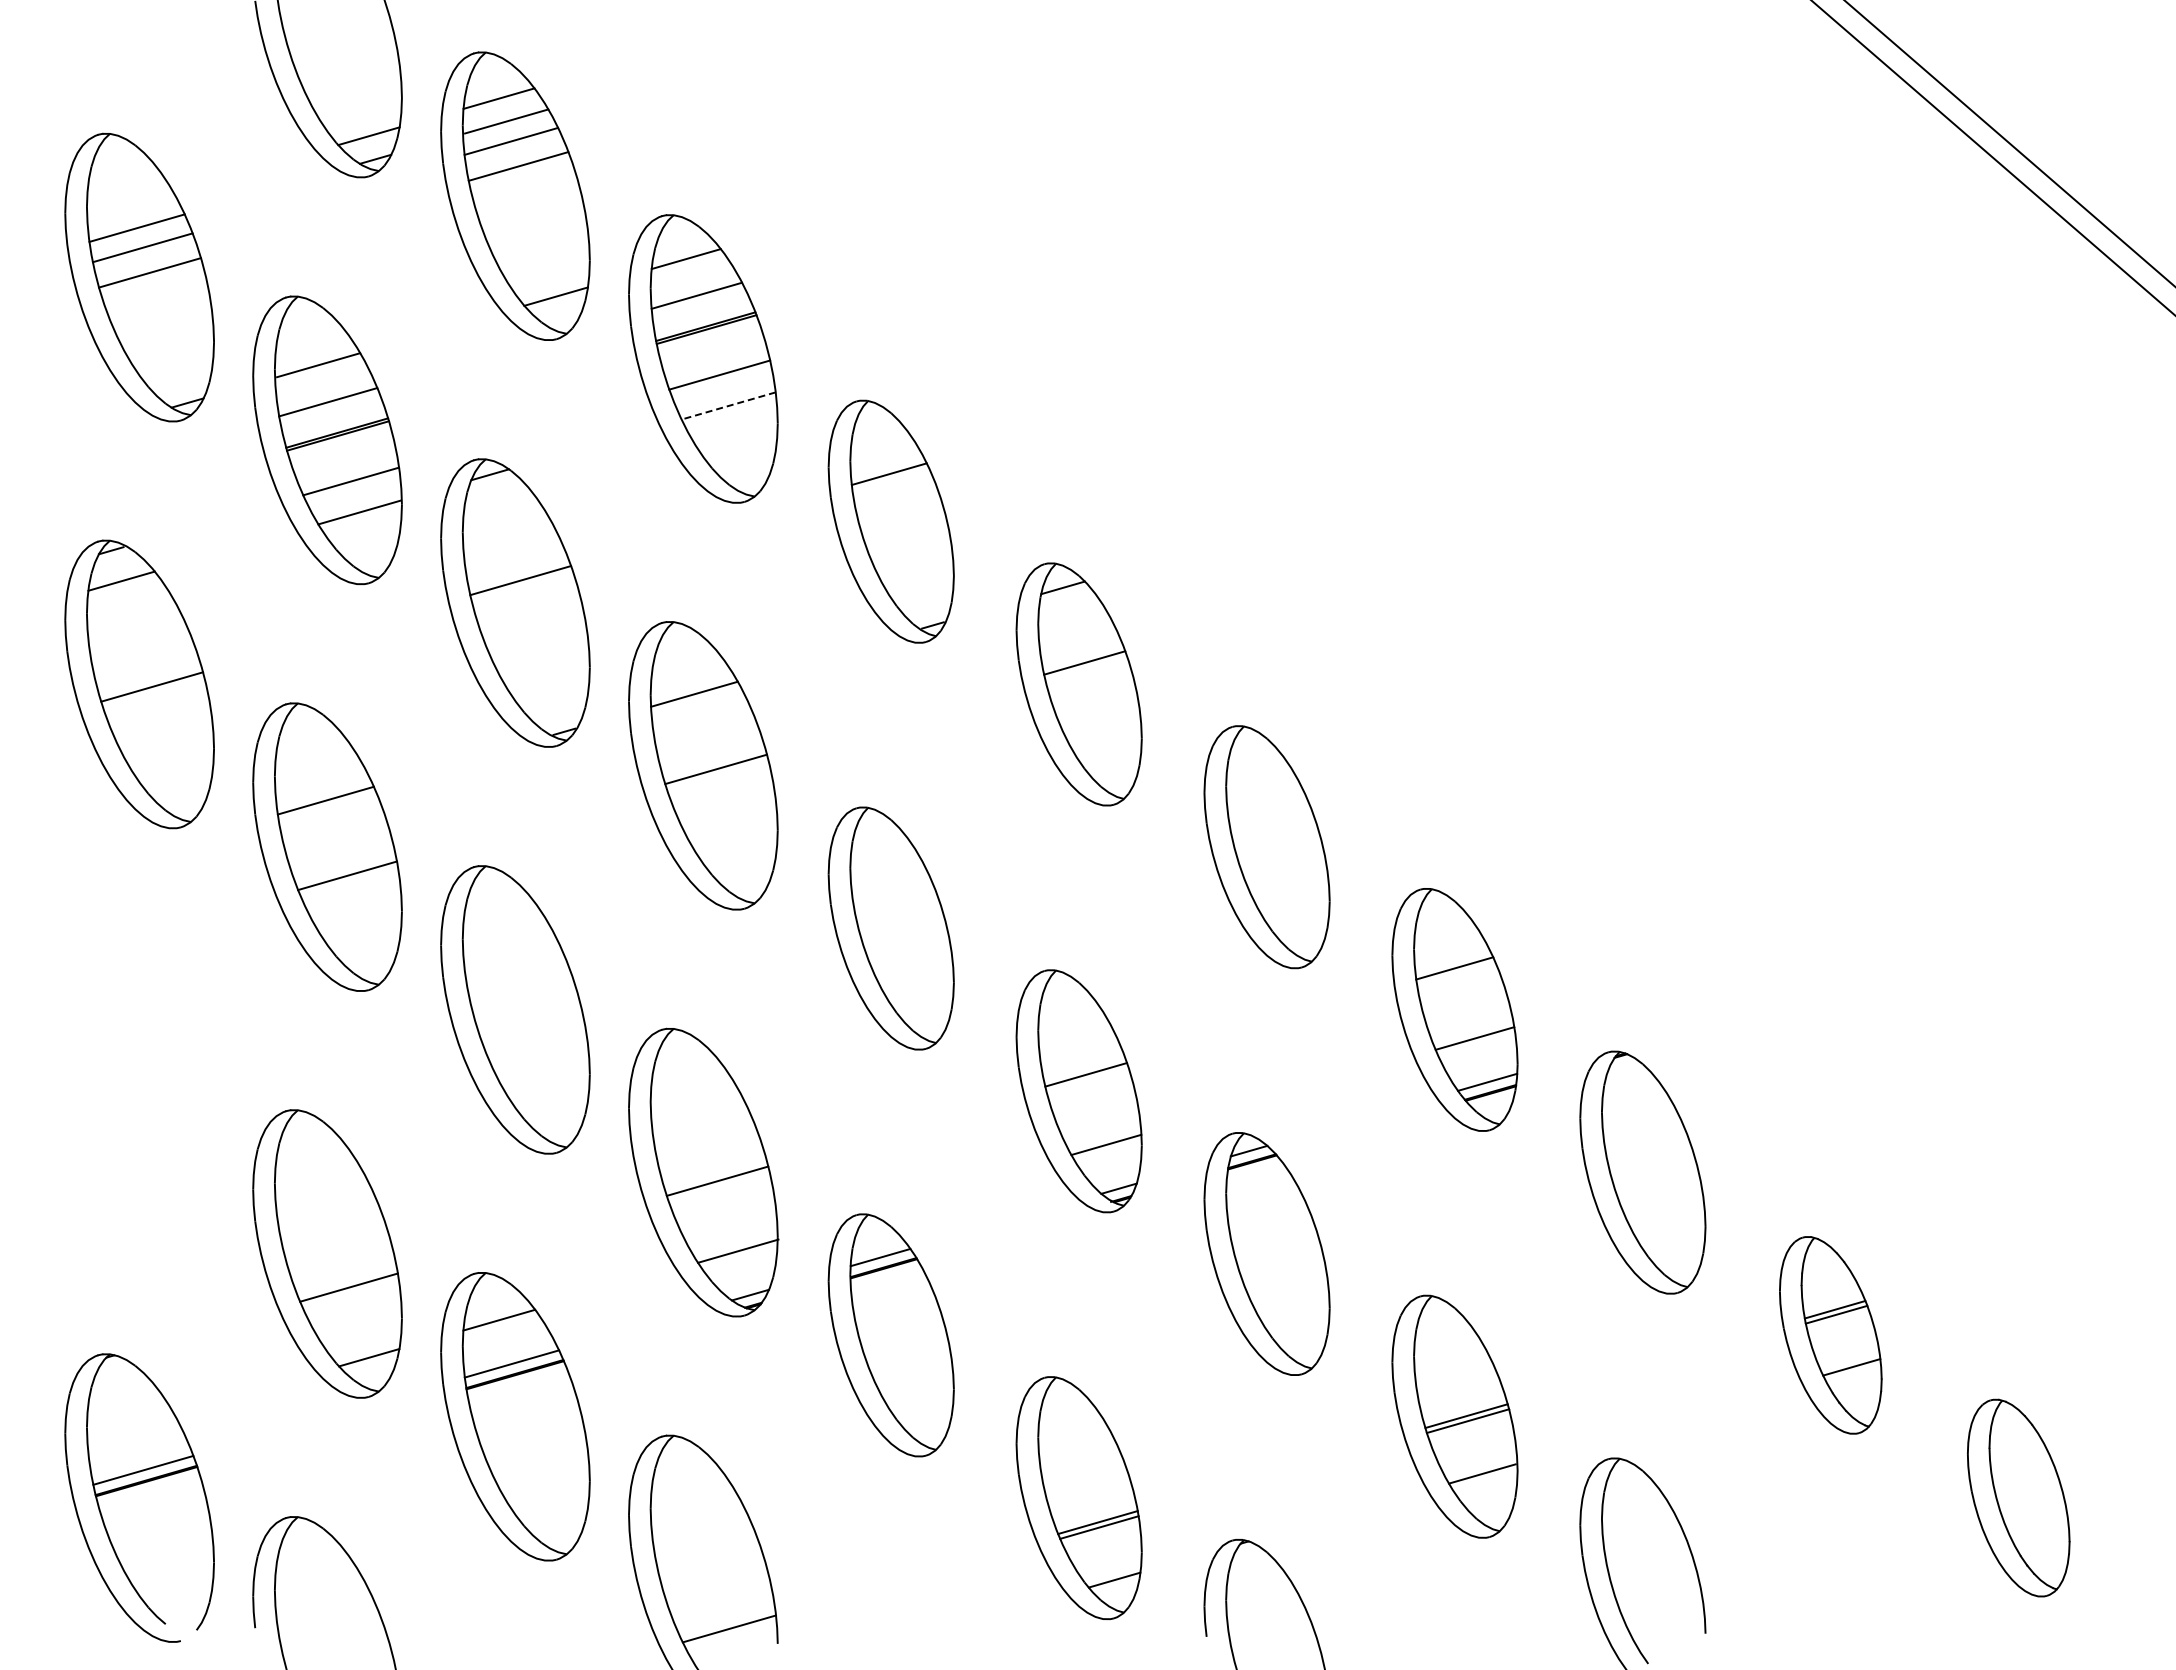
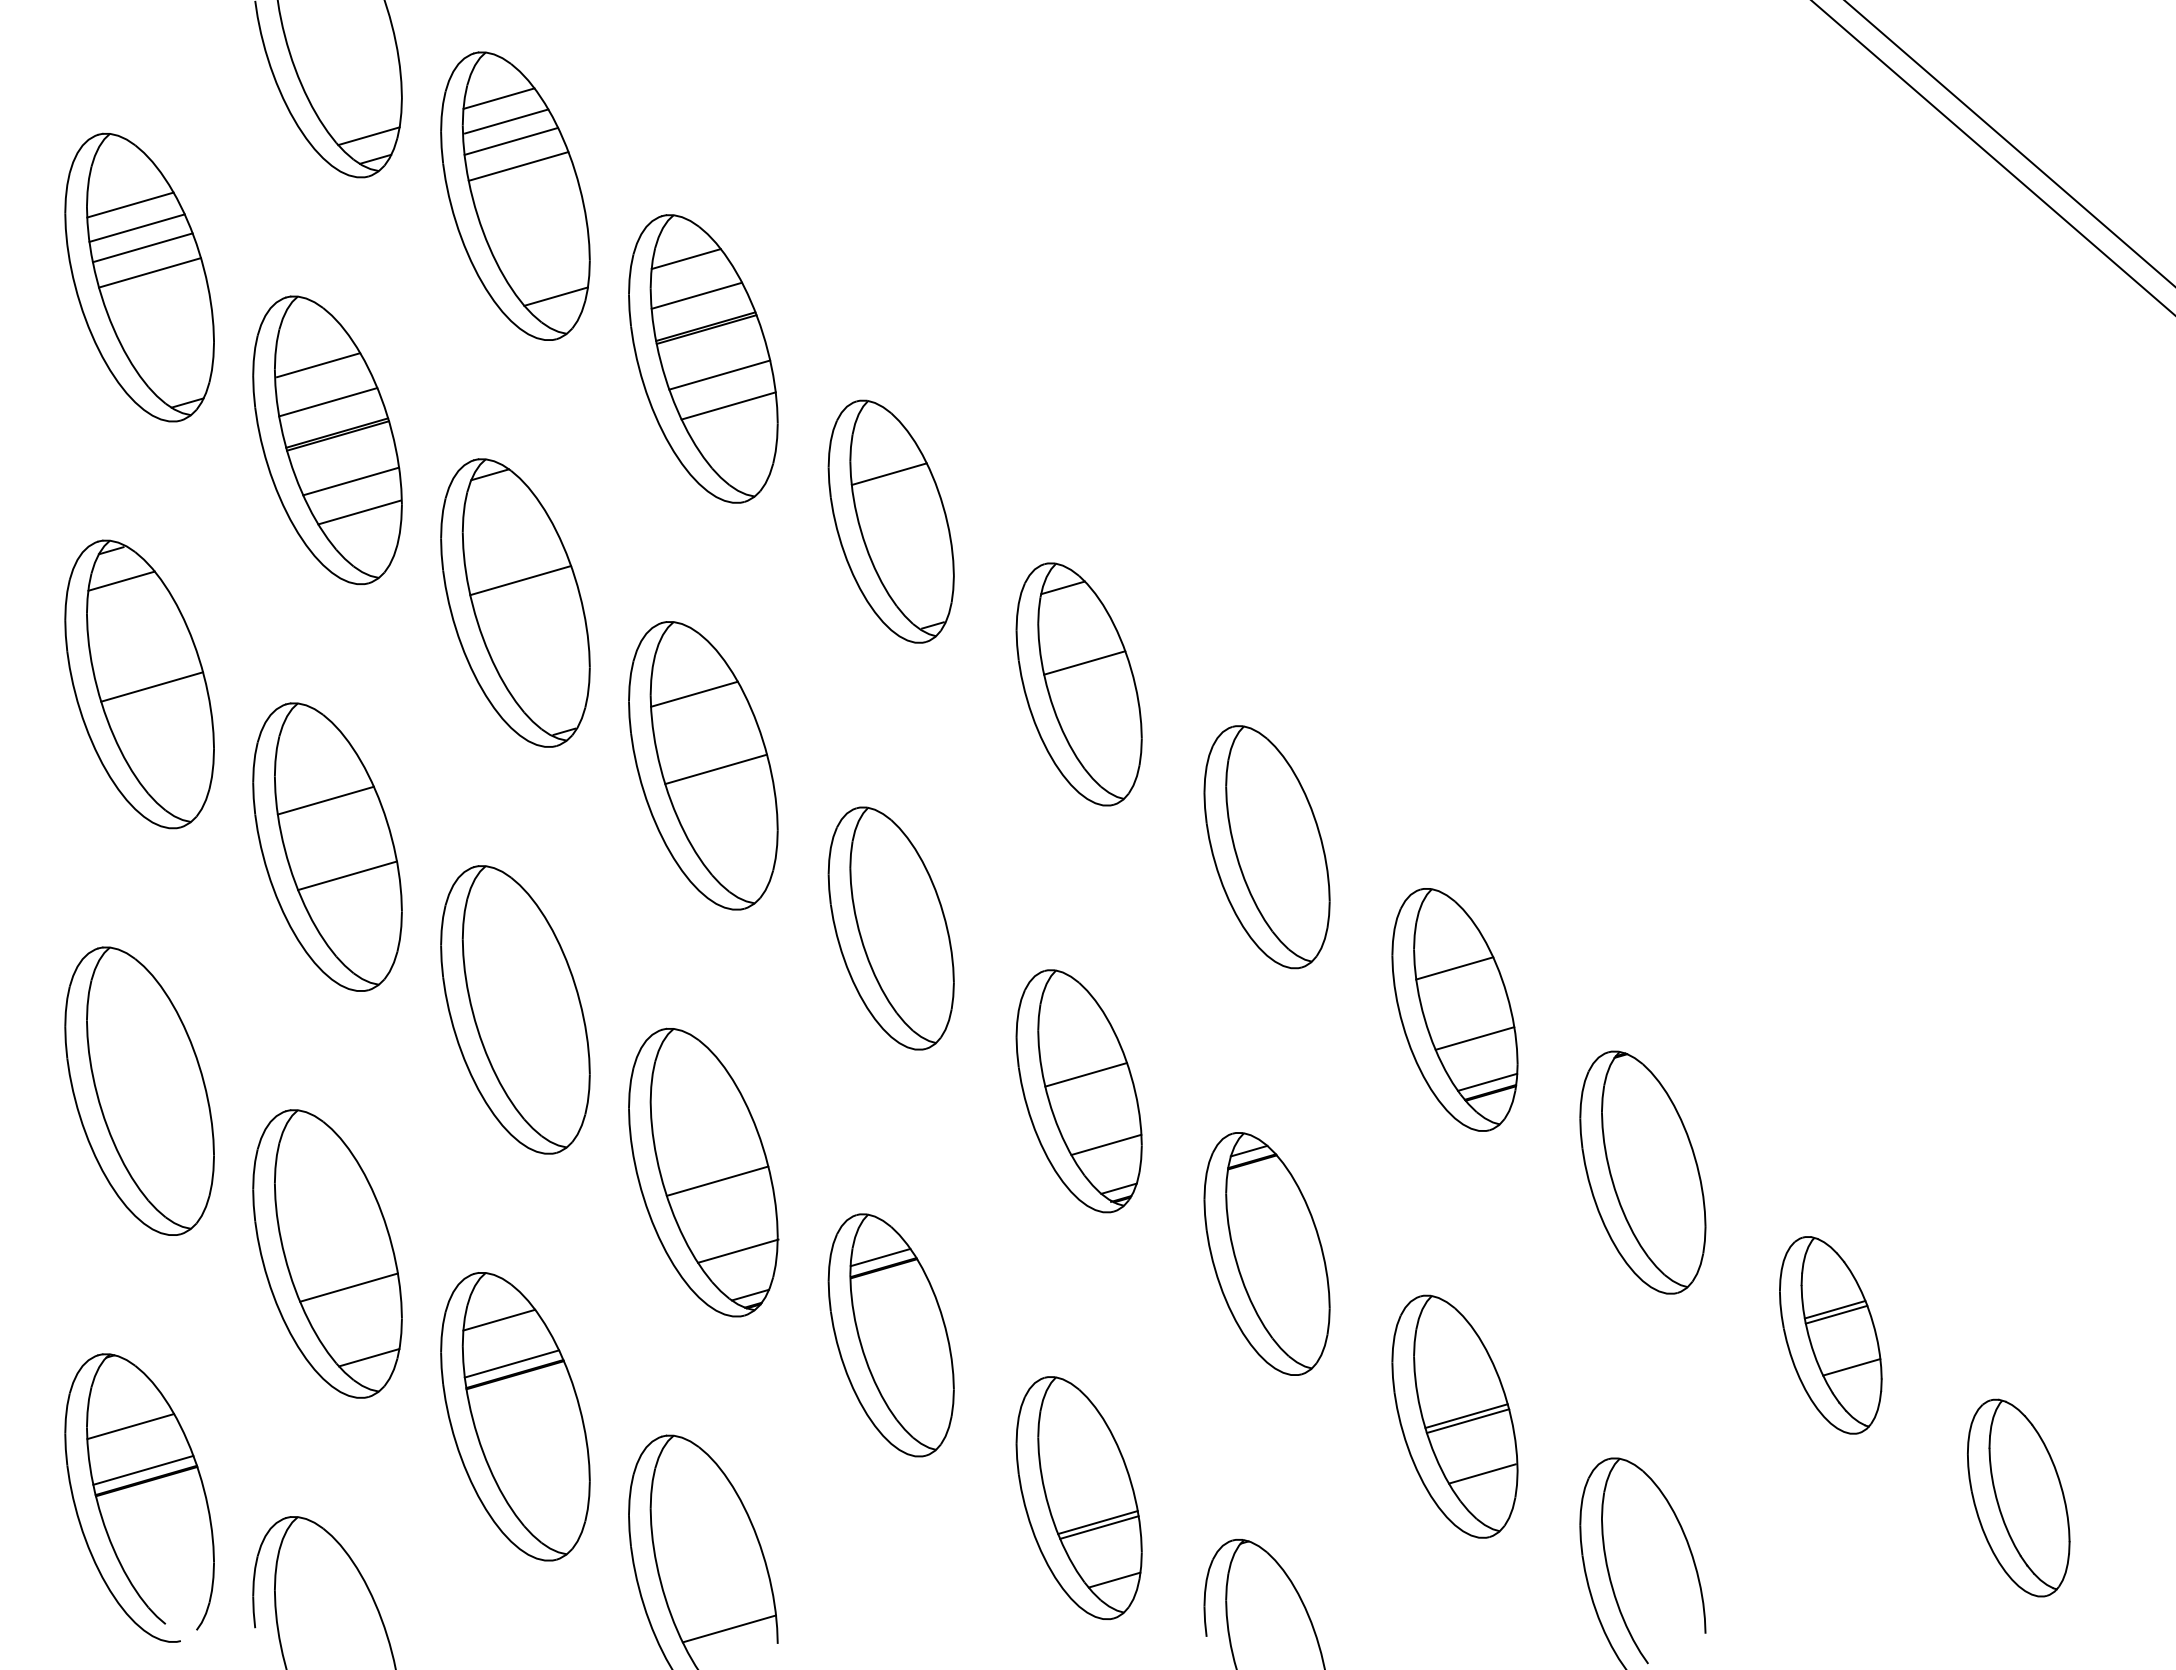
line: none -> present (130, 204)
line: dashed -> solid (728, 405)
part: none -> present (139, 1090)
line: none -> present (130, 1426)
